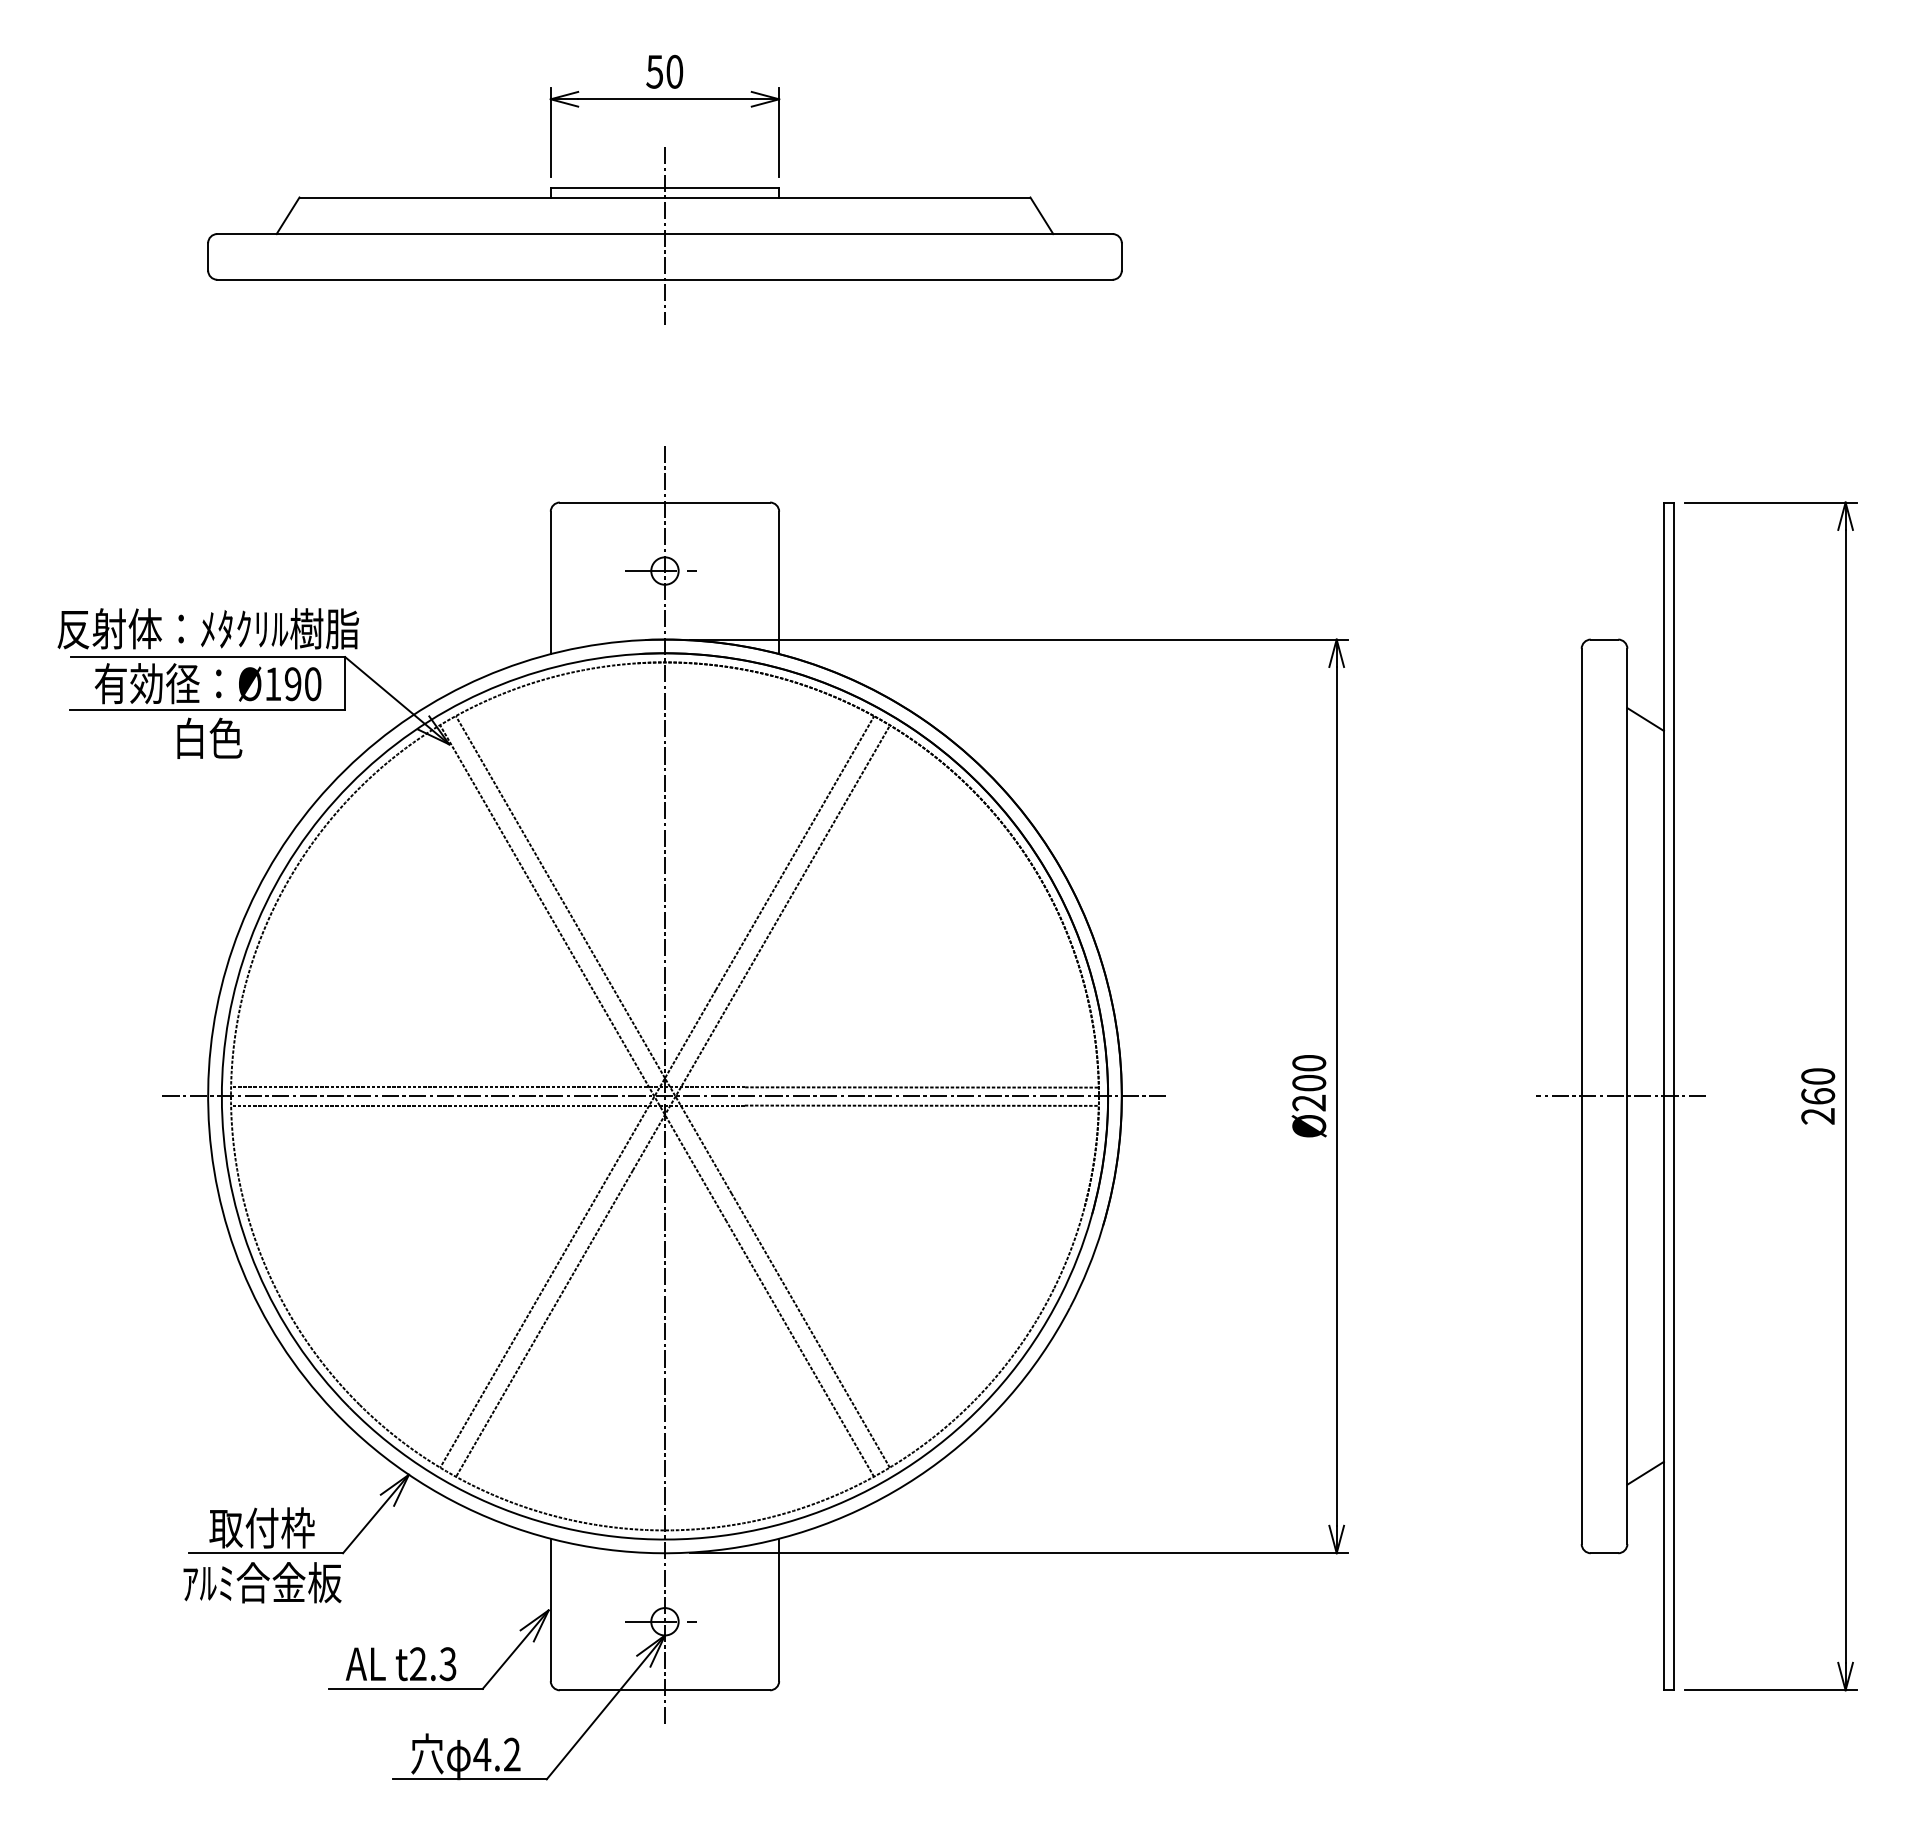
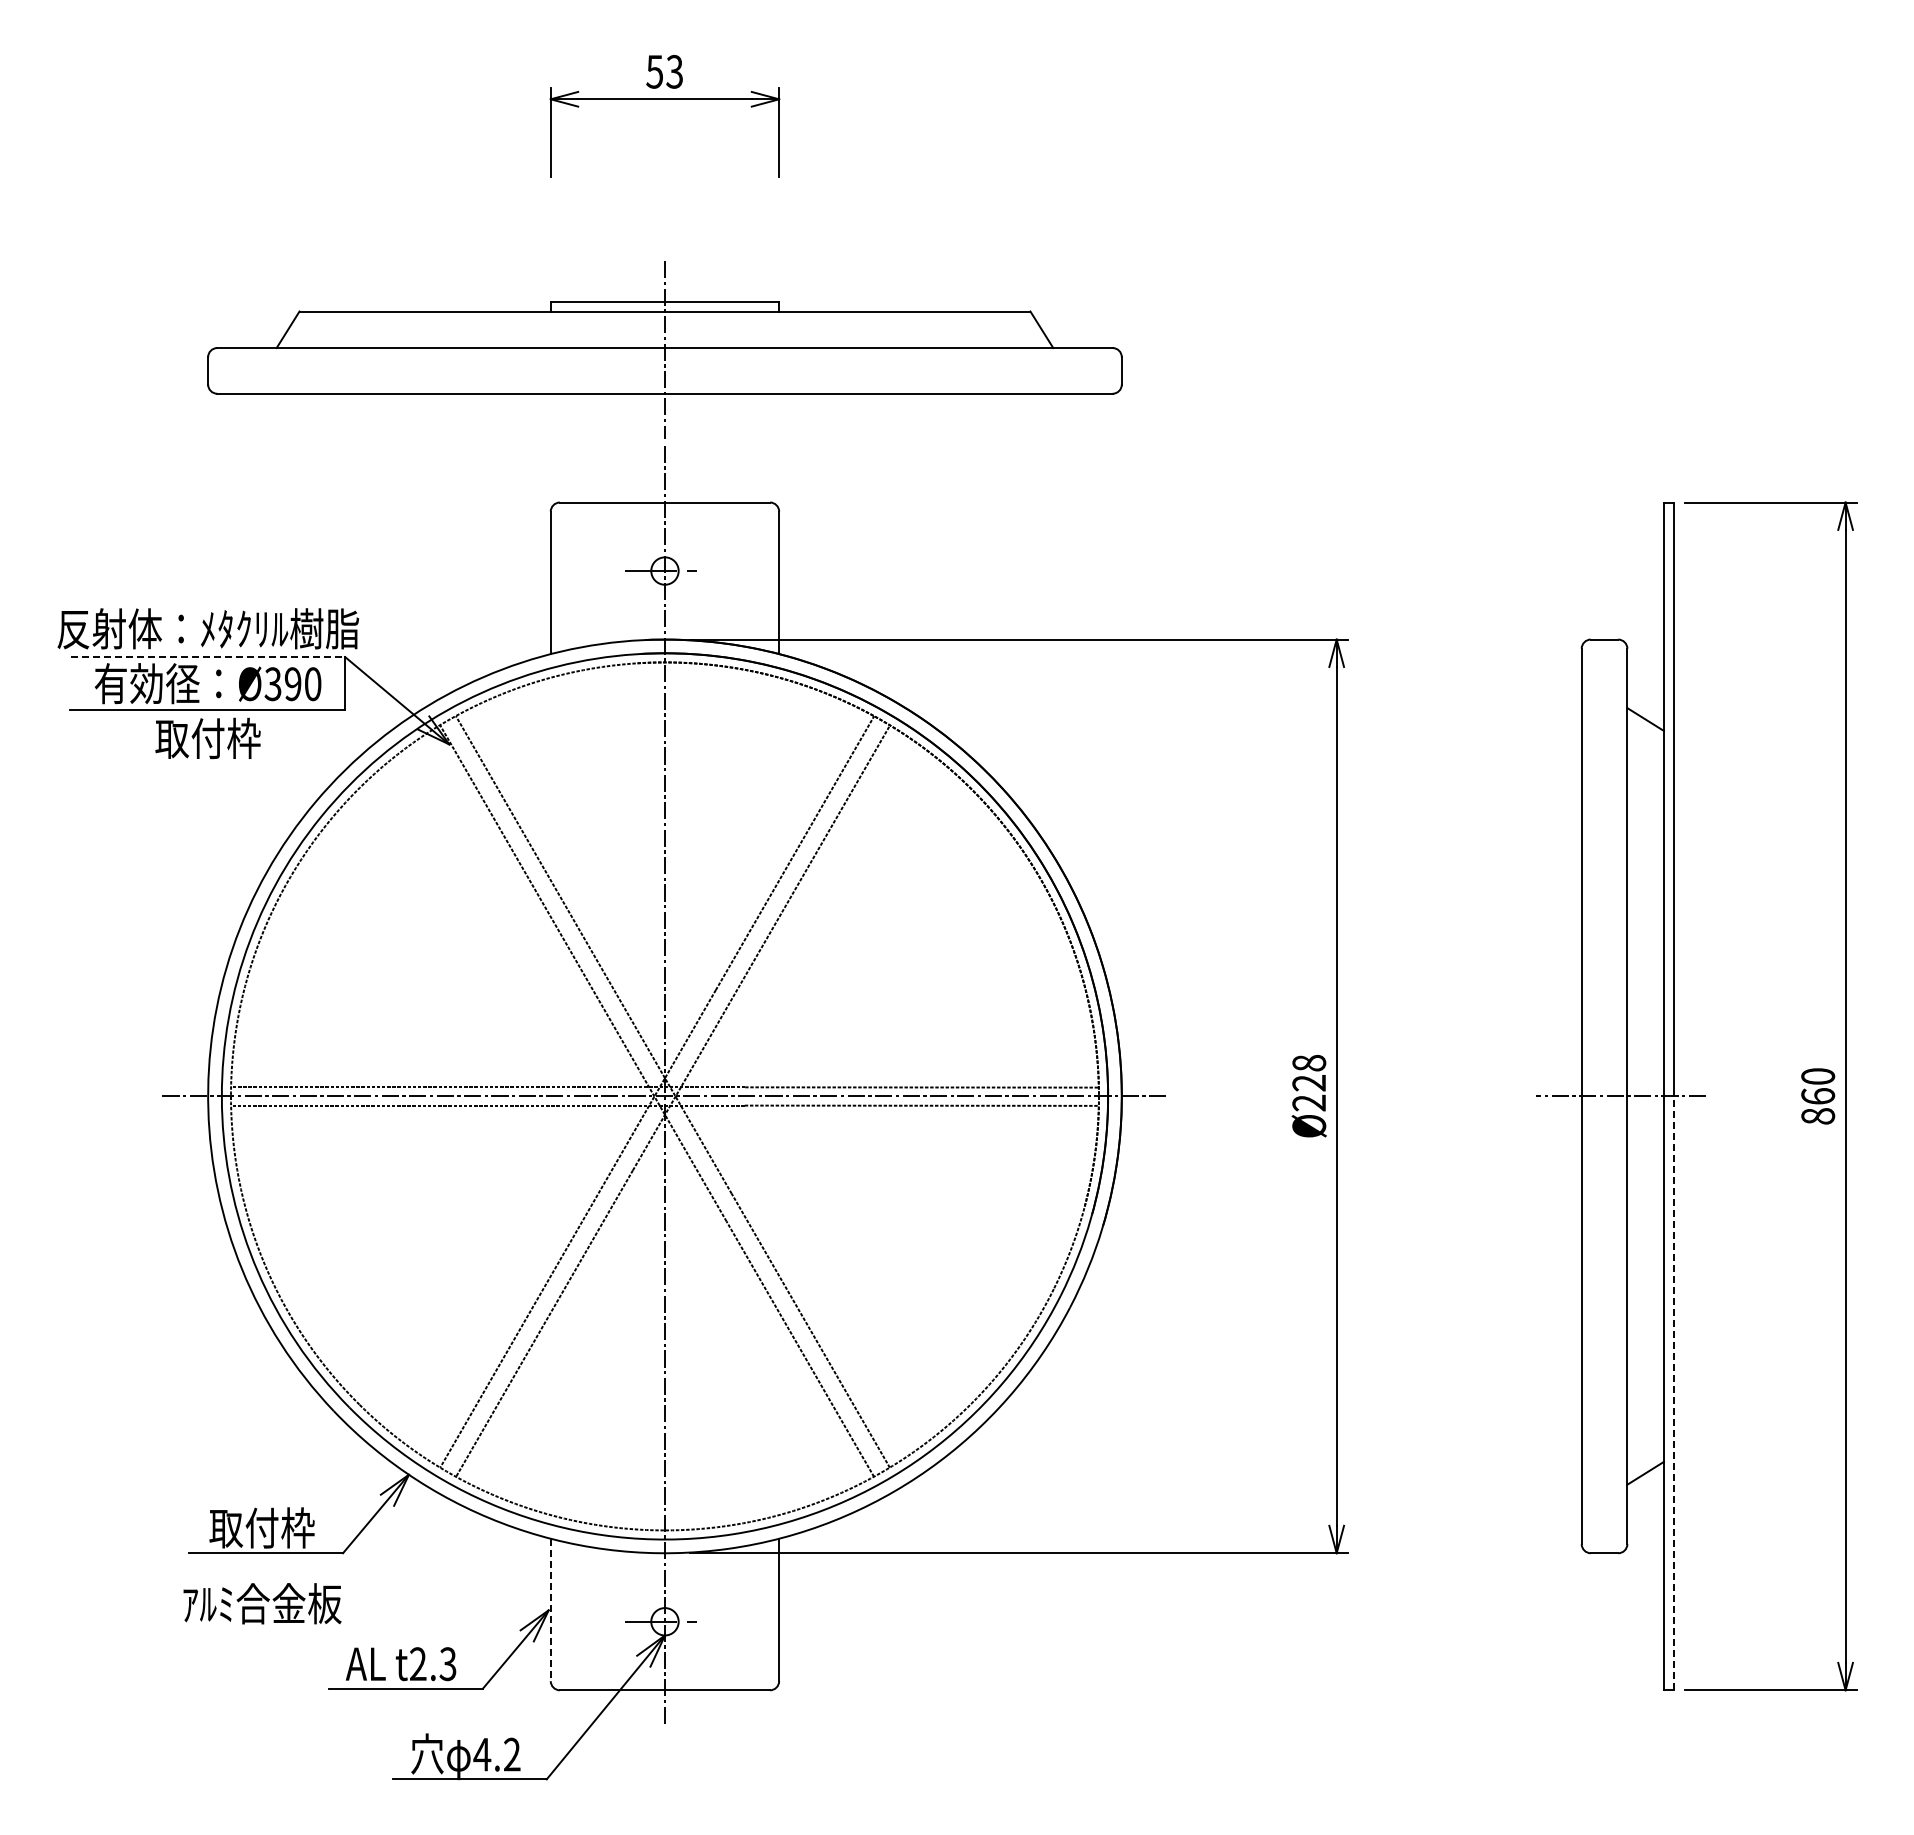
text: 50 -> 53 (674, 71)
part position: (664, 235) -> (664, 349) (664, 349)
line: solid -> dashed (208, 657)
text: Ø190 -> Ø390 (272, 684)
text: 白色 -> 取付枠 (207, 738)
text: Ø200 -> Ø228 (1309, 1072)
text: 260 -> 860 (1818, 1116)
line: solid -> dashed (1674, 1393)
text position: (262, 1582) -> (262, 1603) (262, 1603)
line: solid -> dashed (550, 1610)
